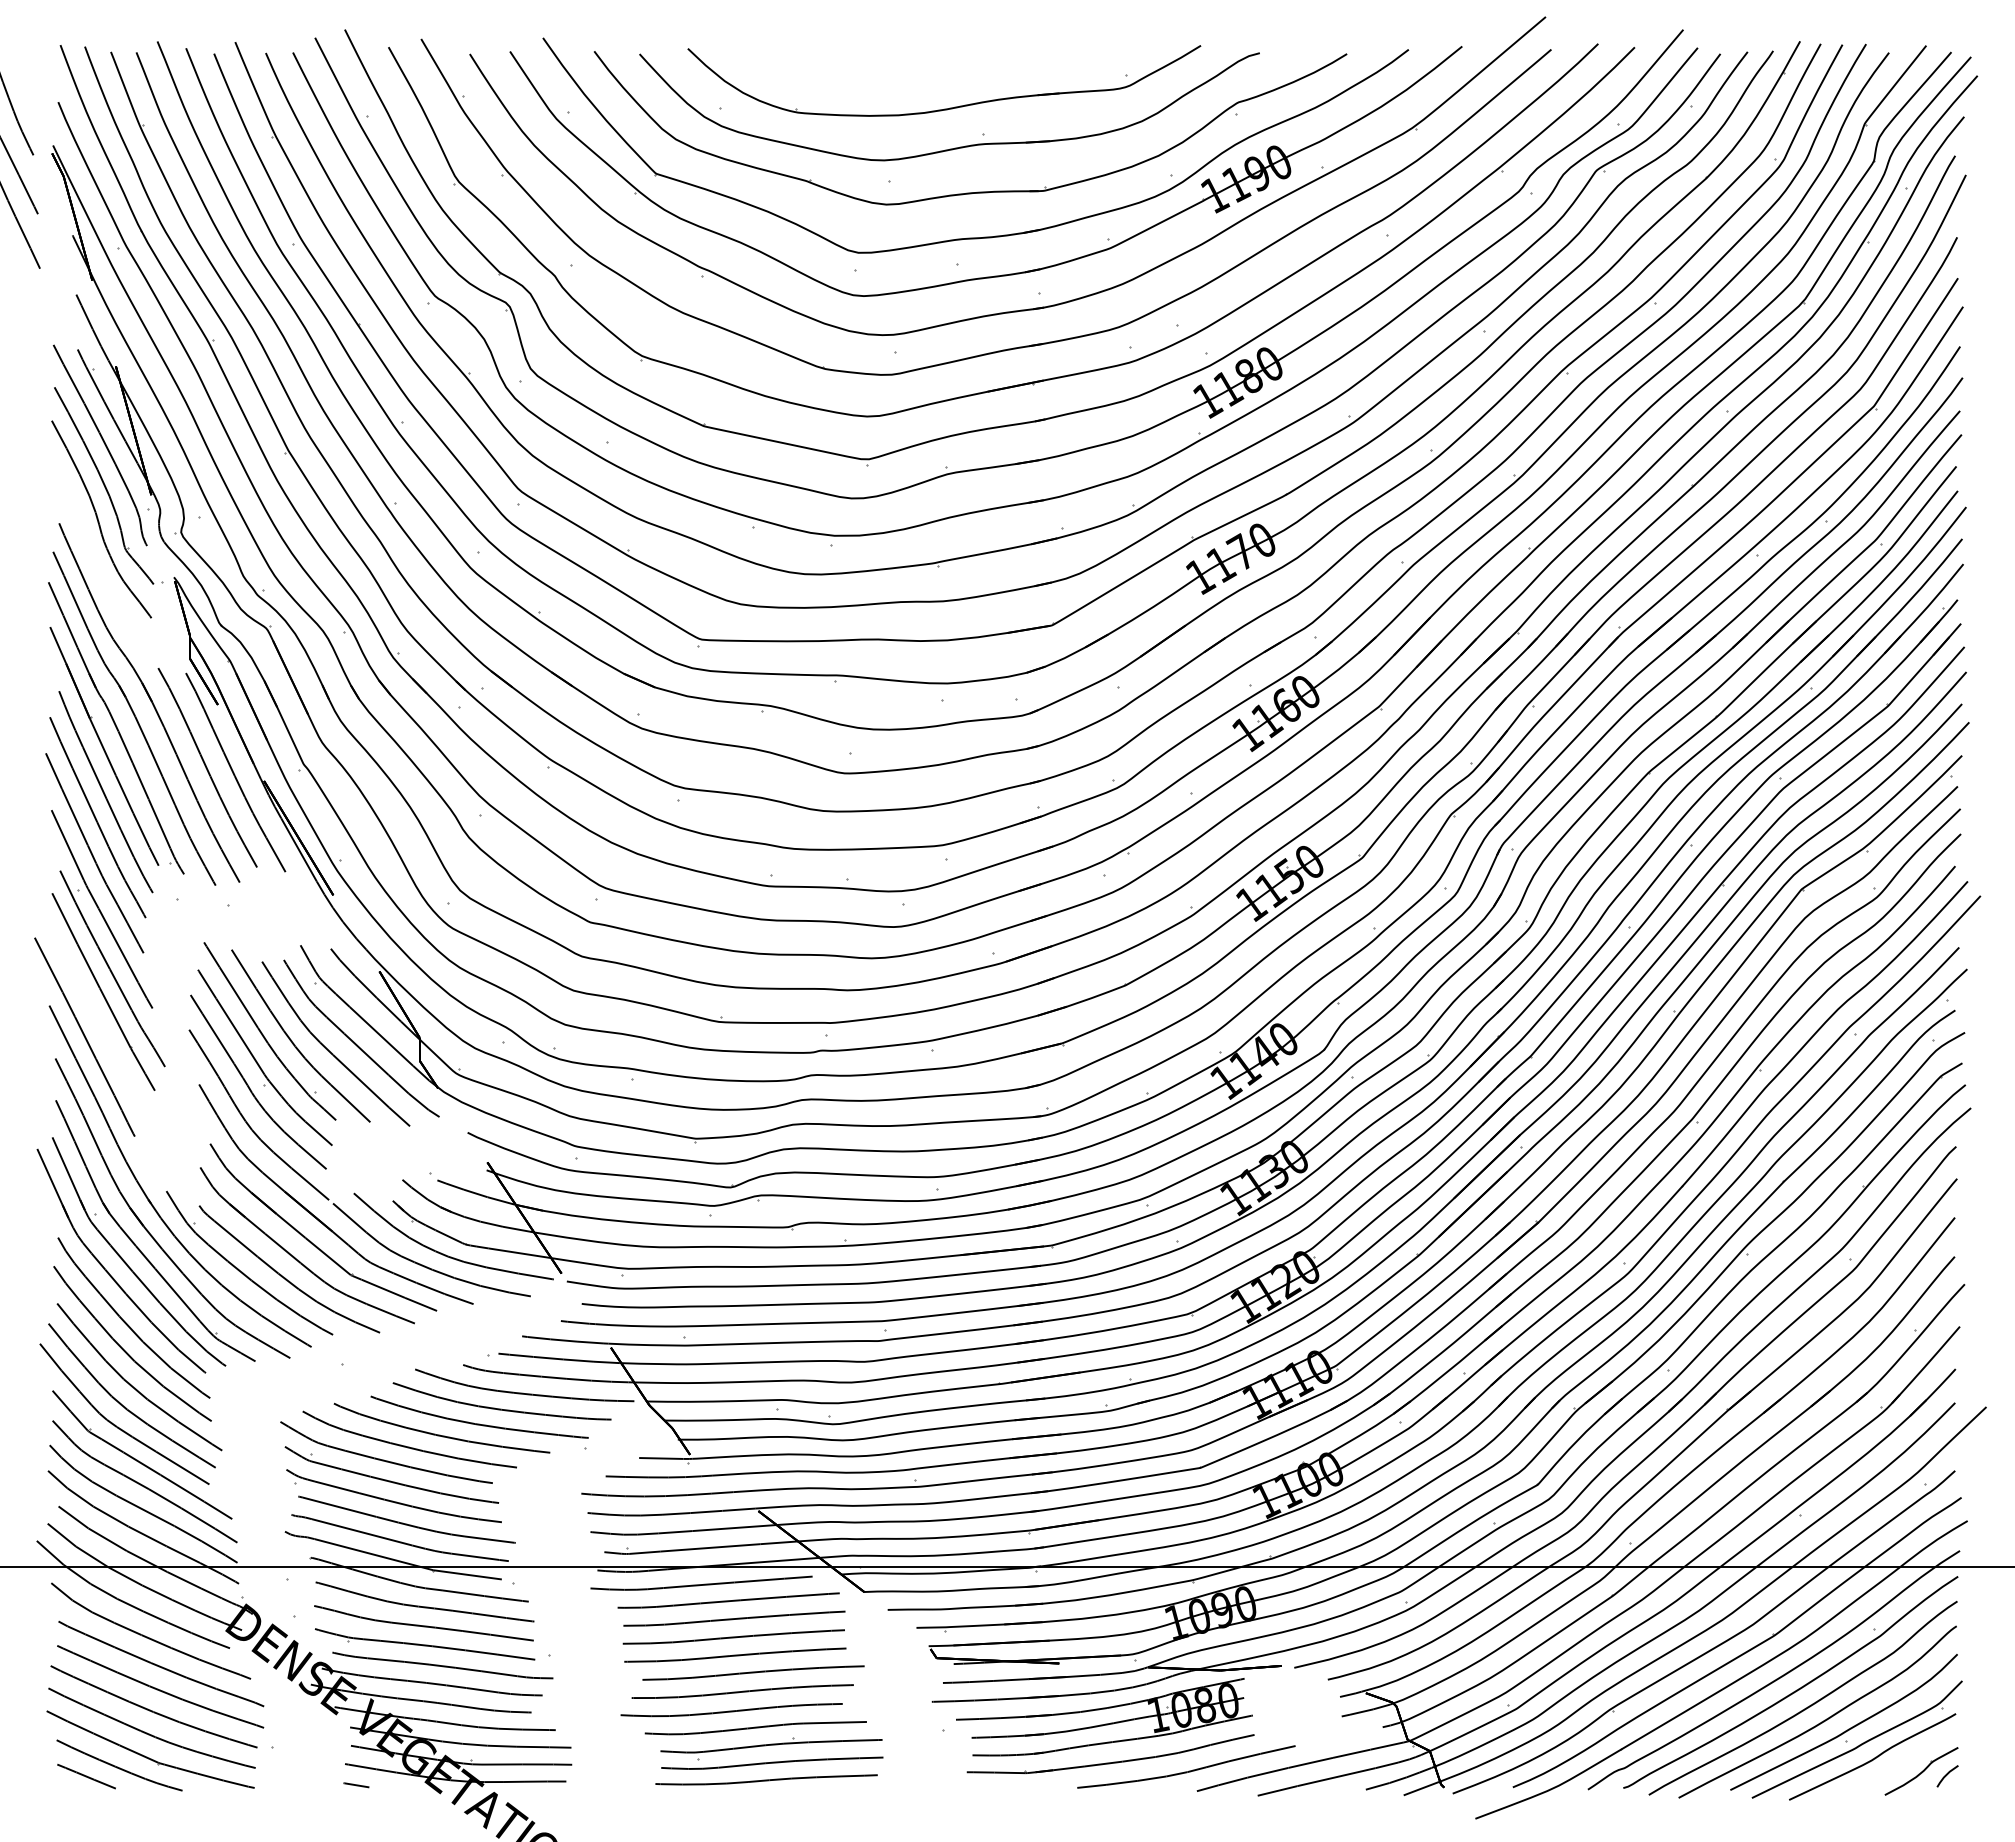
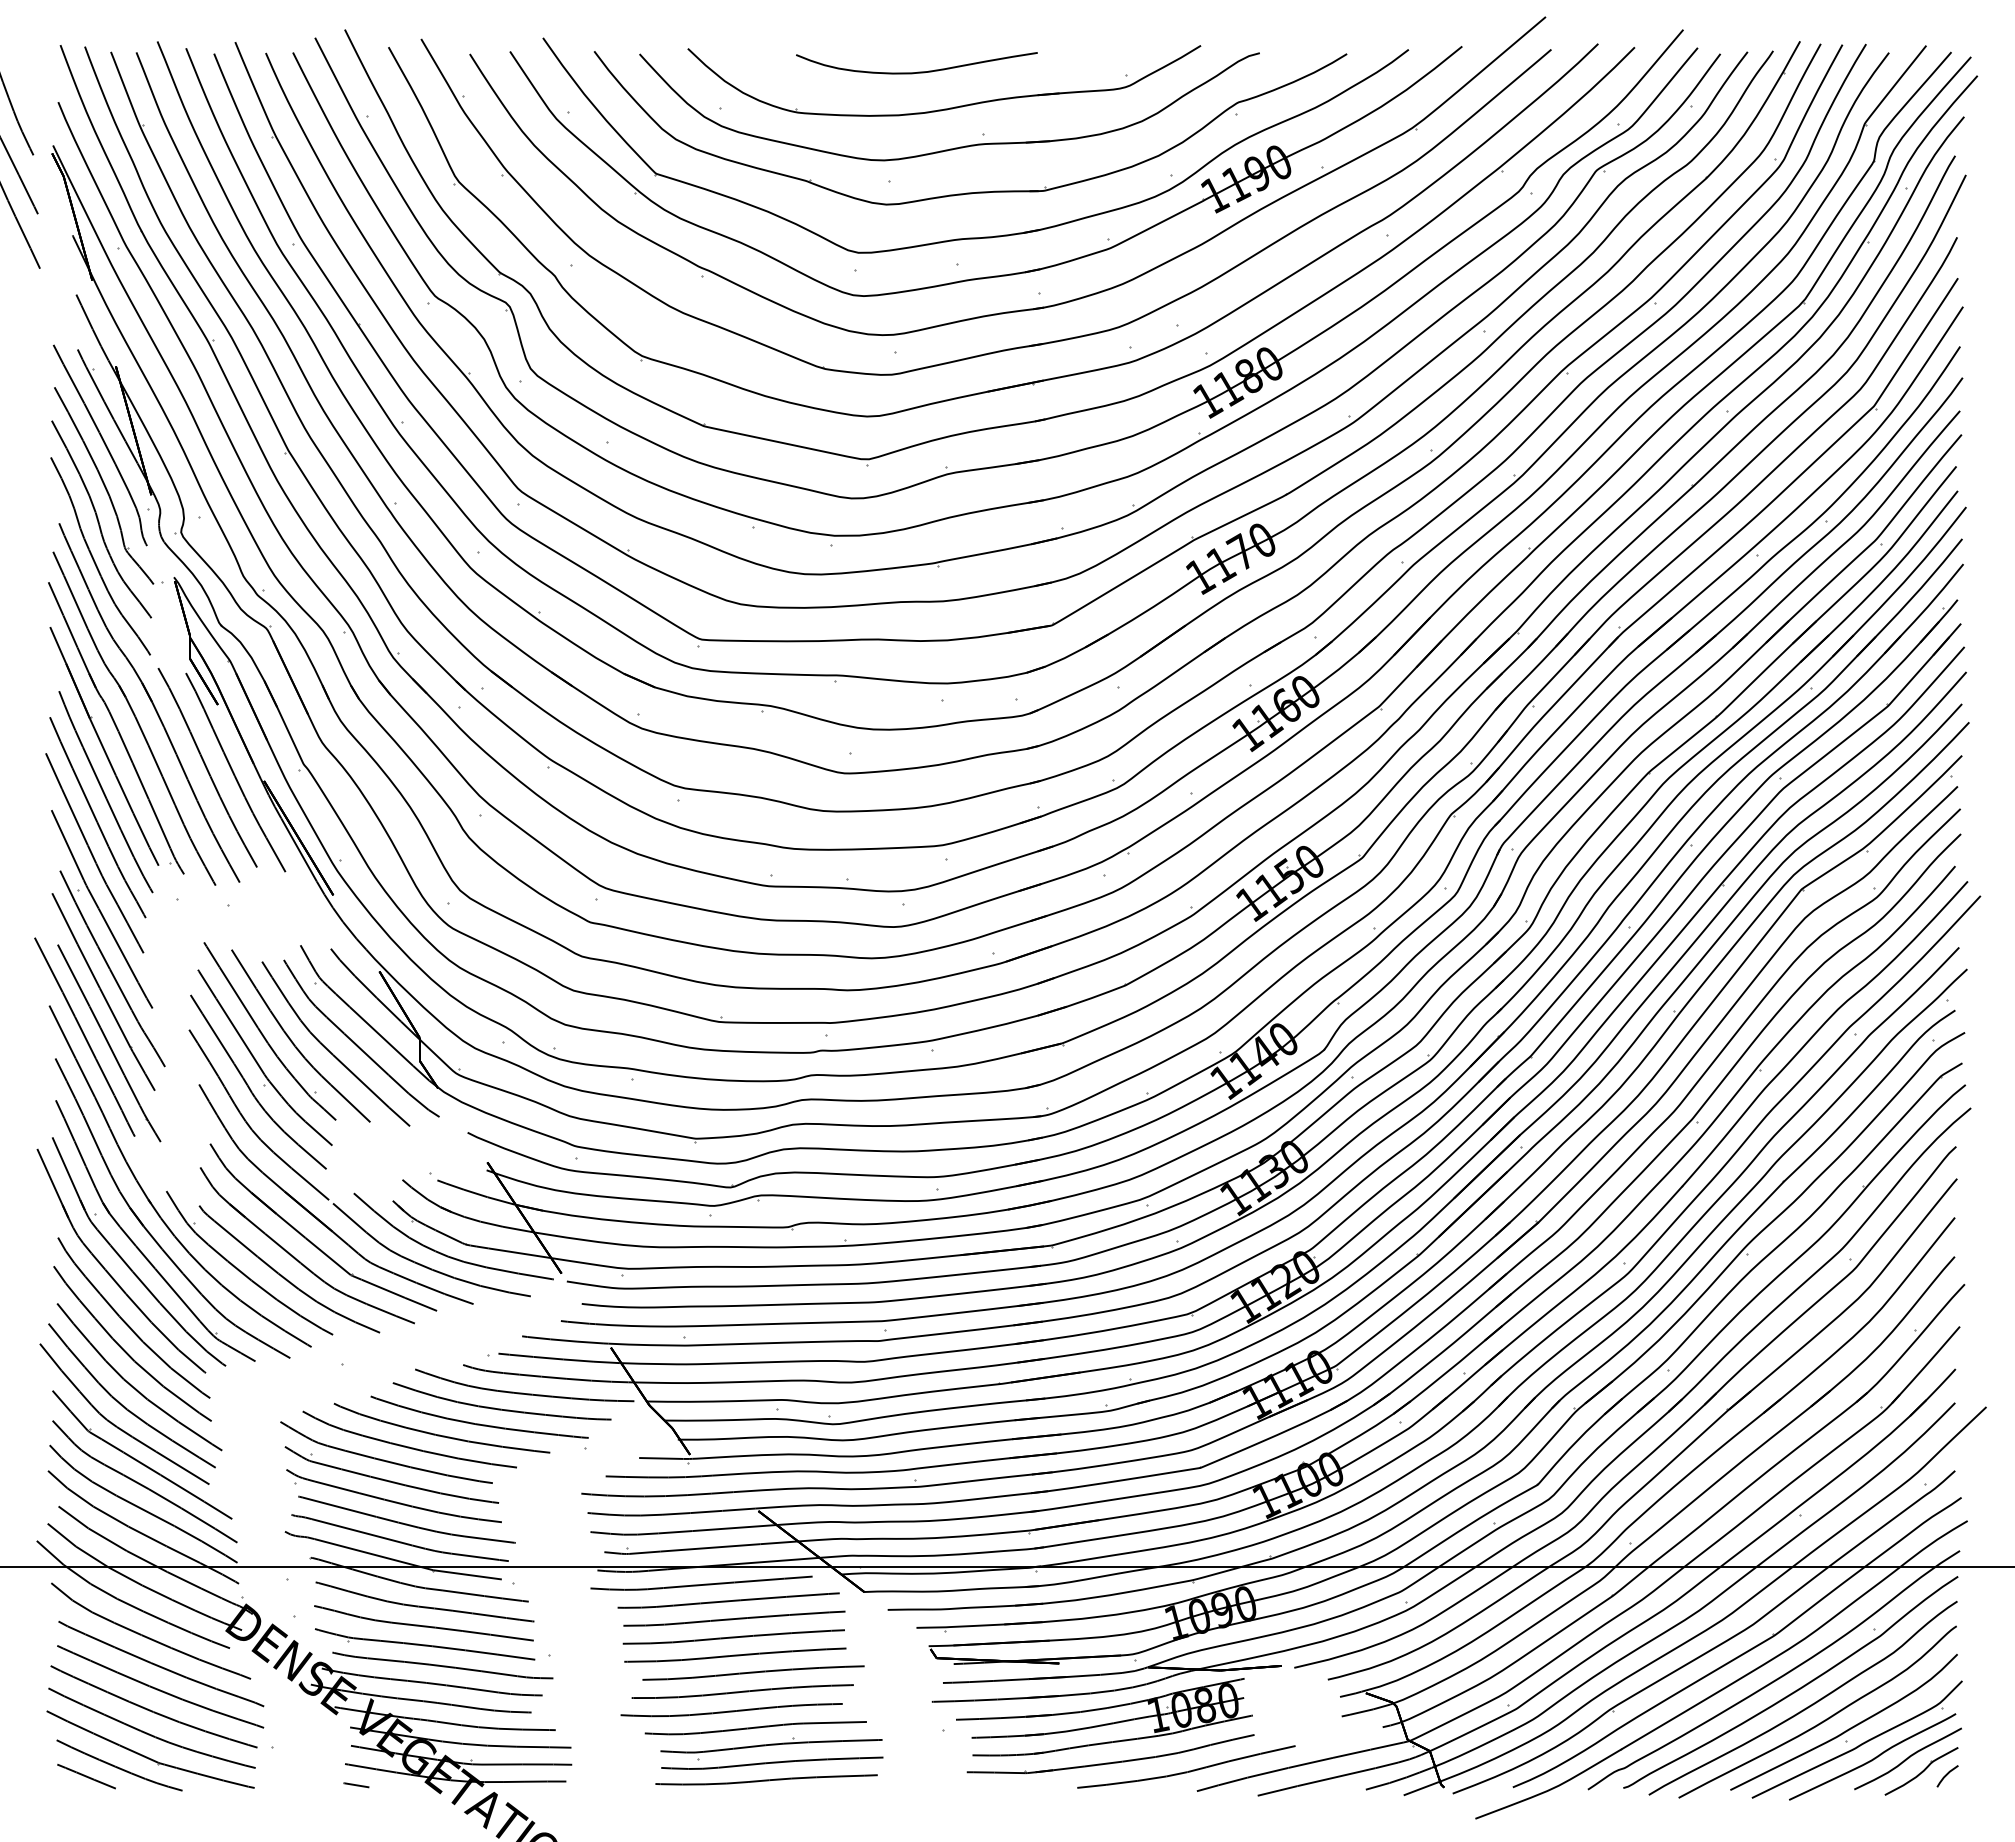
curve: none -> present (917, 71)
curve: none -> present (94, 559)
part: none -> present (109, 1043)
curve: none -> present (1907, 1758)
